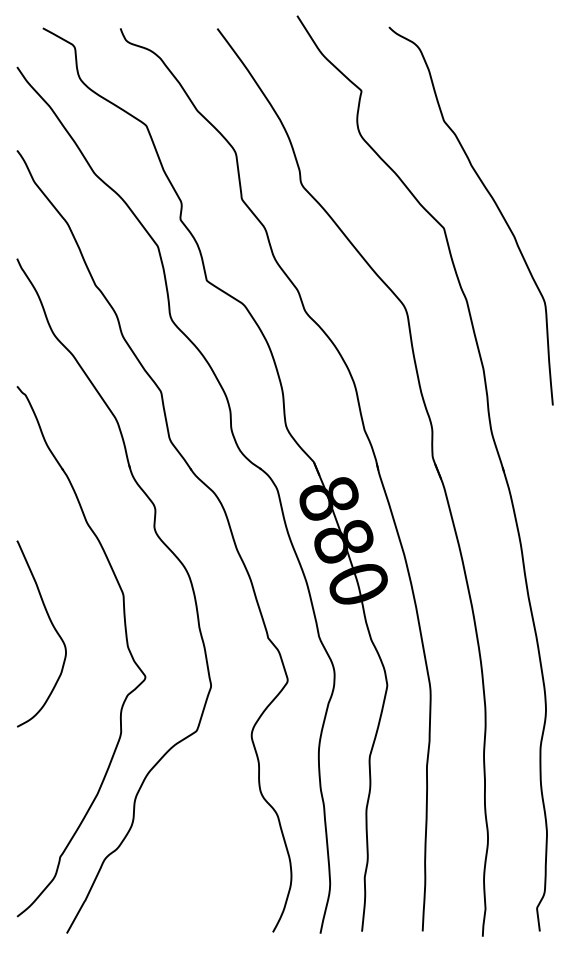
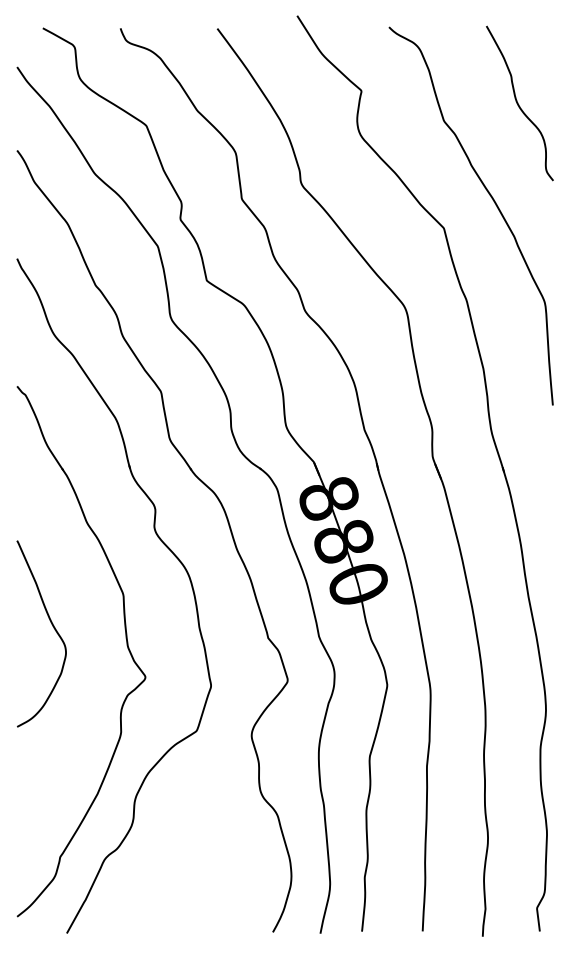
curve: none -> present (518, 103)
